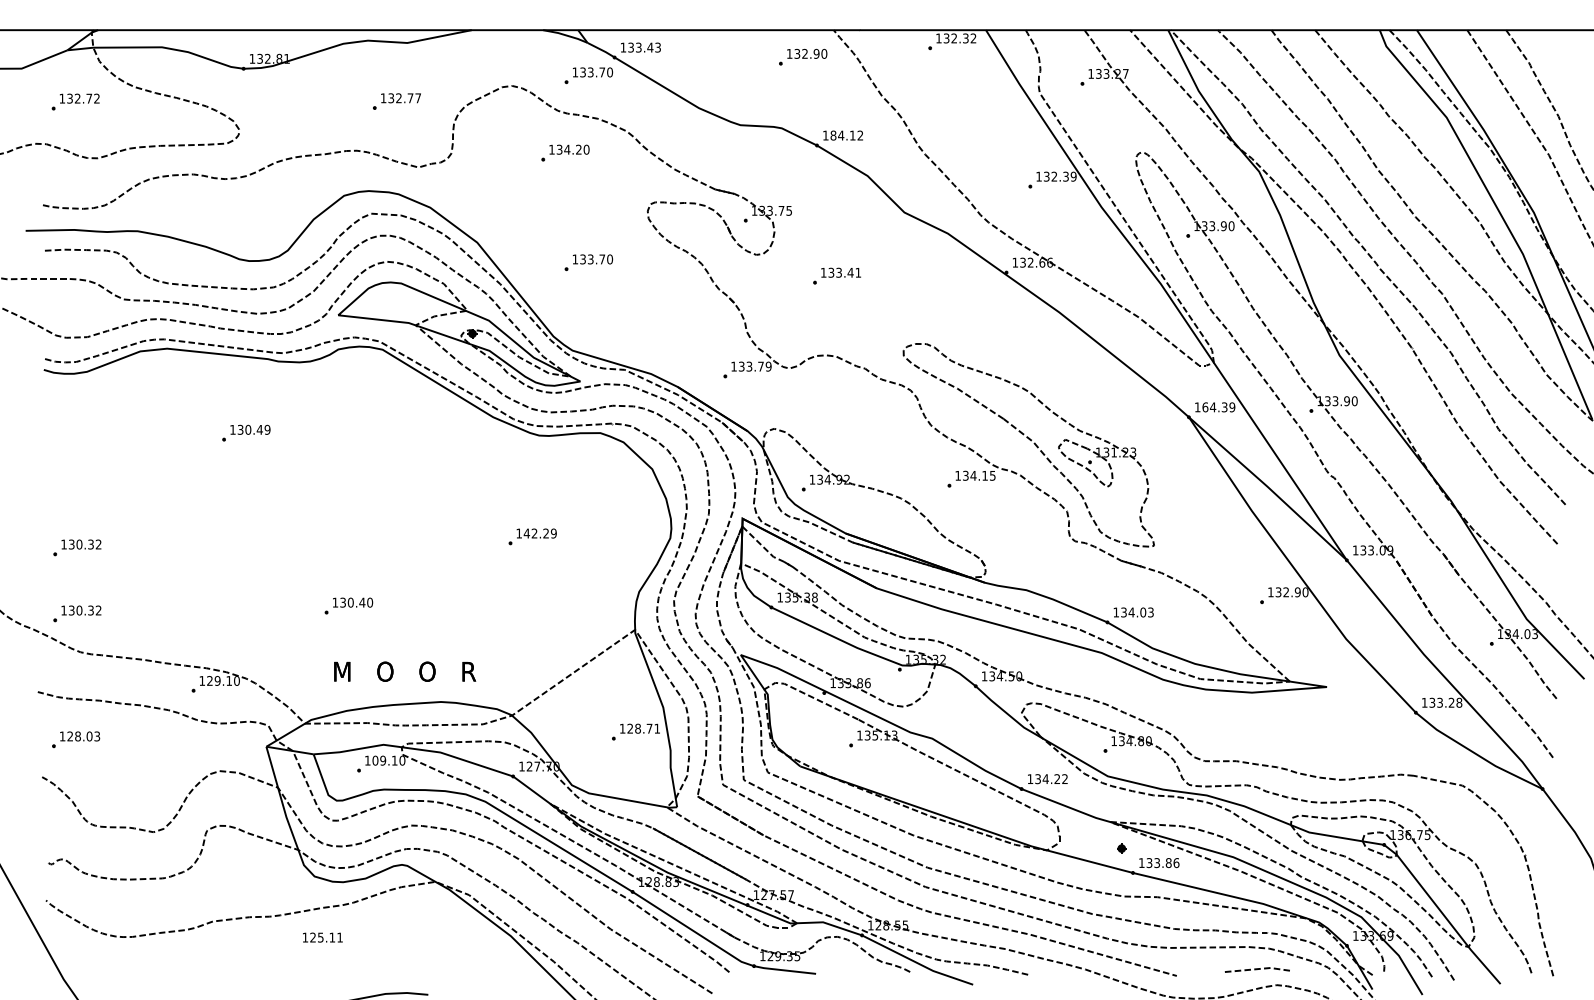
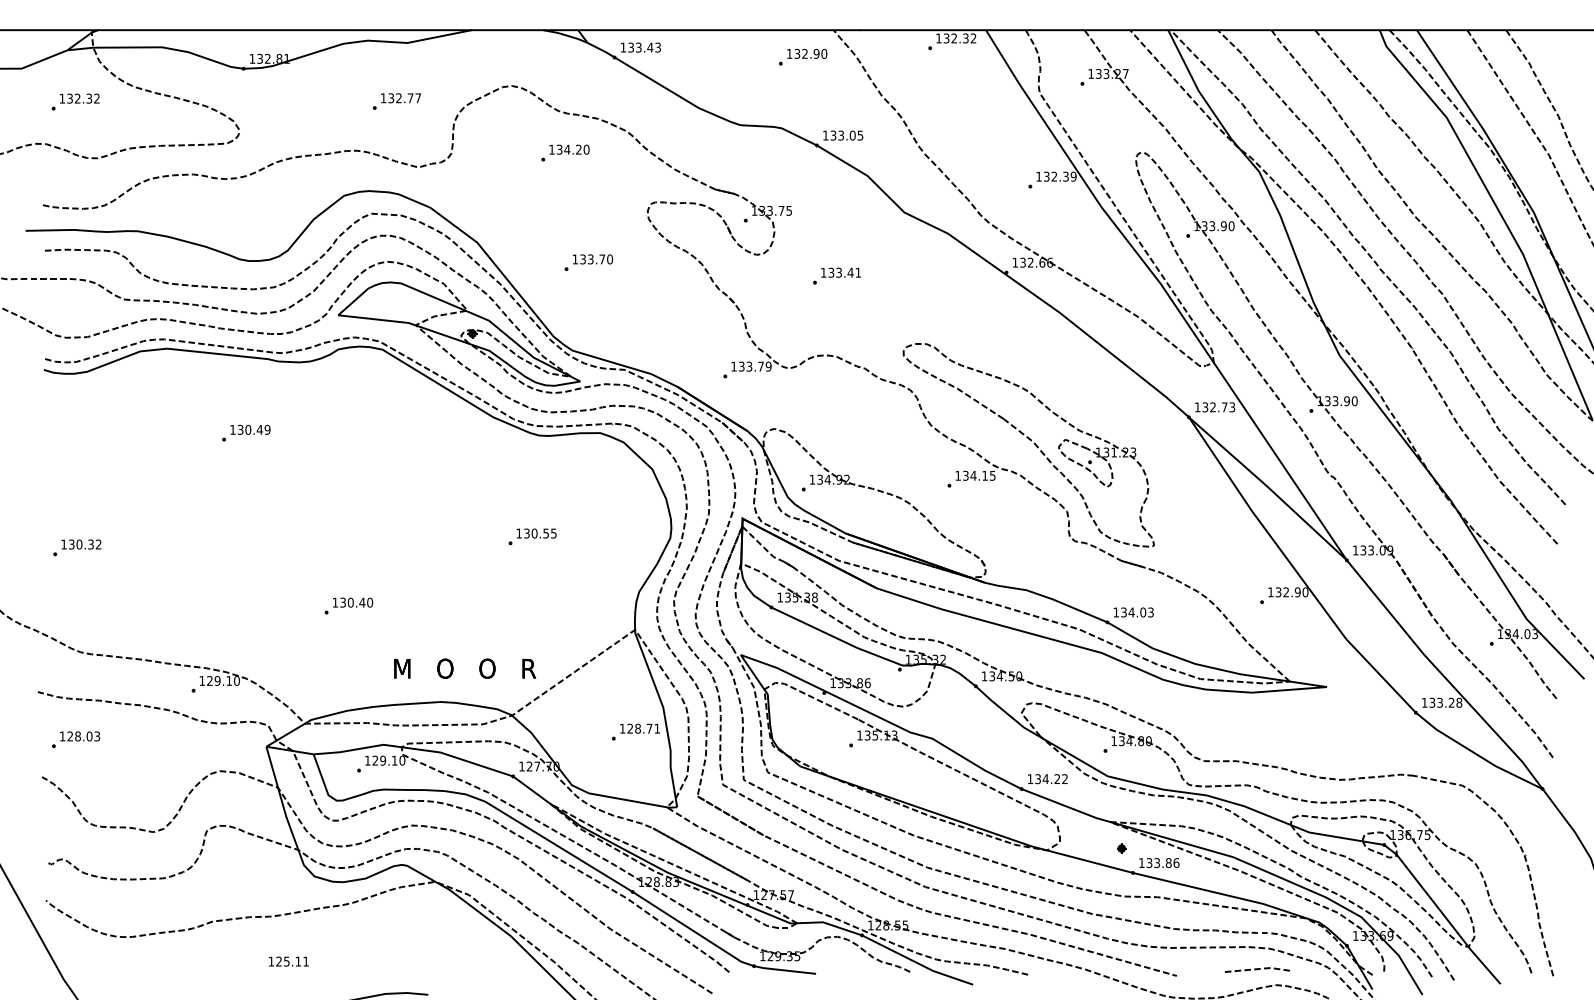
part: present -> none (588, 75)
text: 132.72 -> 132.32 (89, 98)
text: 184.12 -> 133.05 (846, 135)
text: 164.39 -> 132.73 (1218, 407)
text: 142.29 -> 130.55 (539, 533)
part: present -> none (77, 613)
text position: (405, 671) -> (465, 668) (465, 668)
text: 109.10 -> 129.10 (375, 760)
text position: (322, 937) -> (288, 961) (288, 961)
